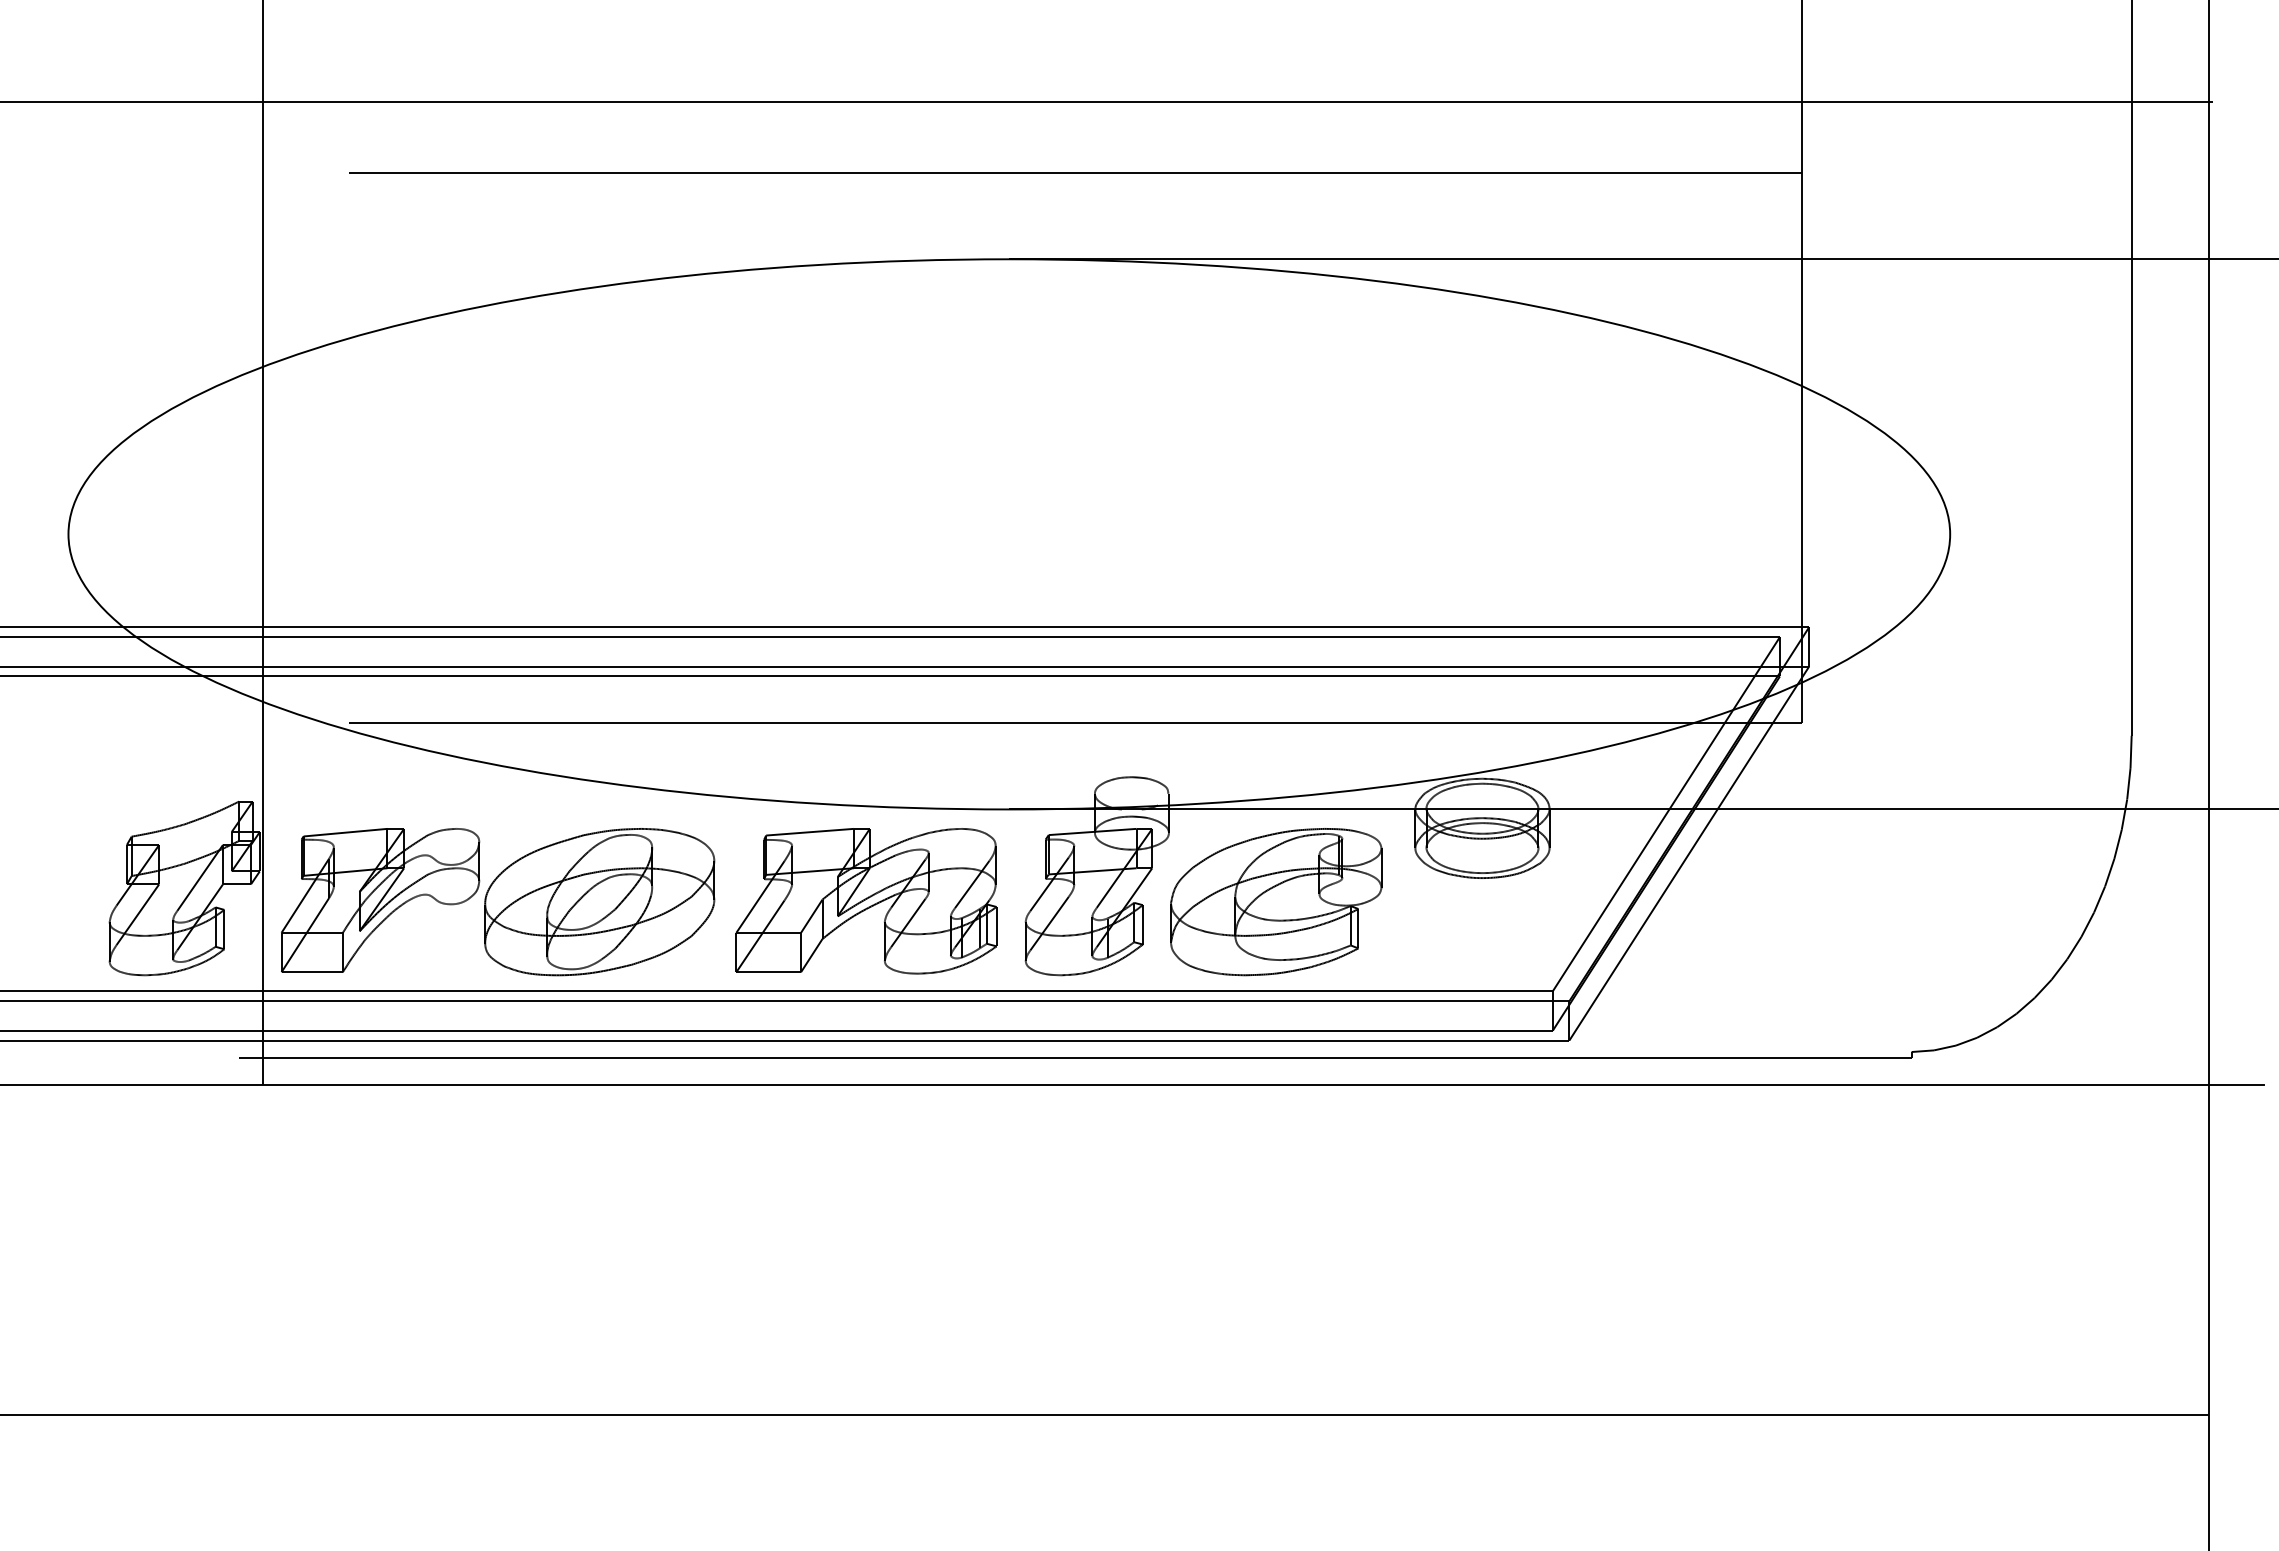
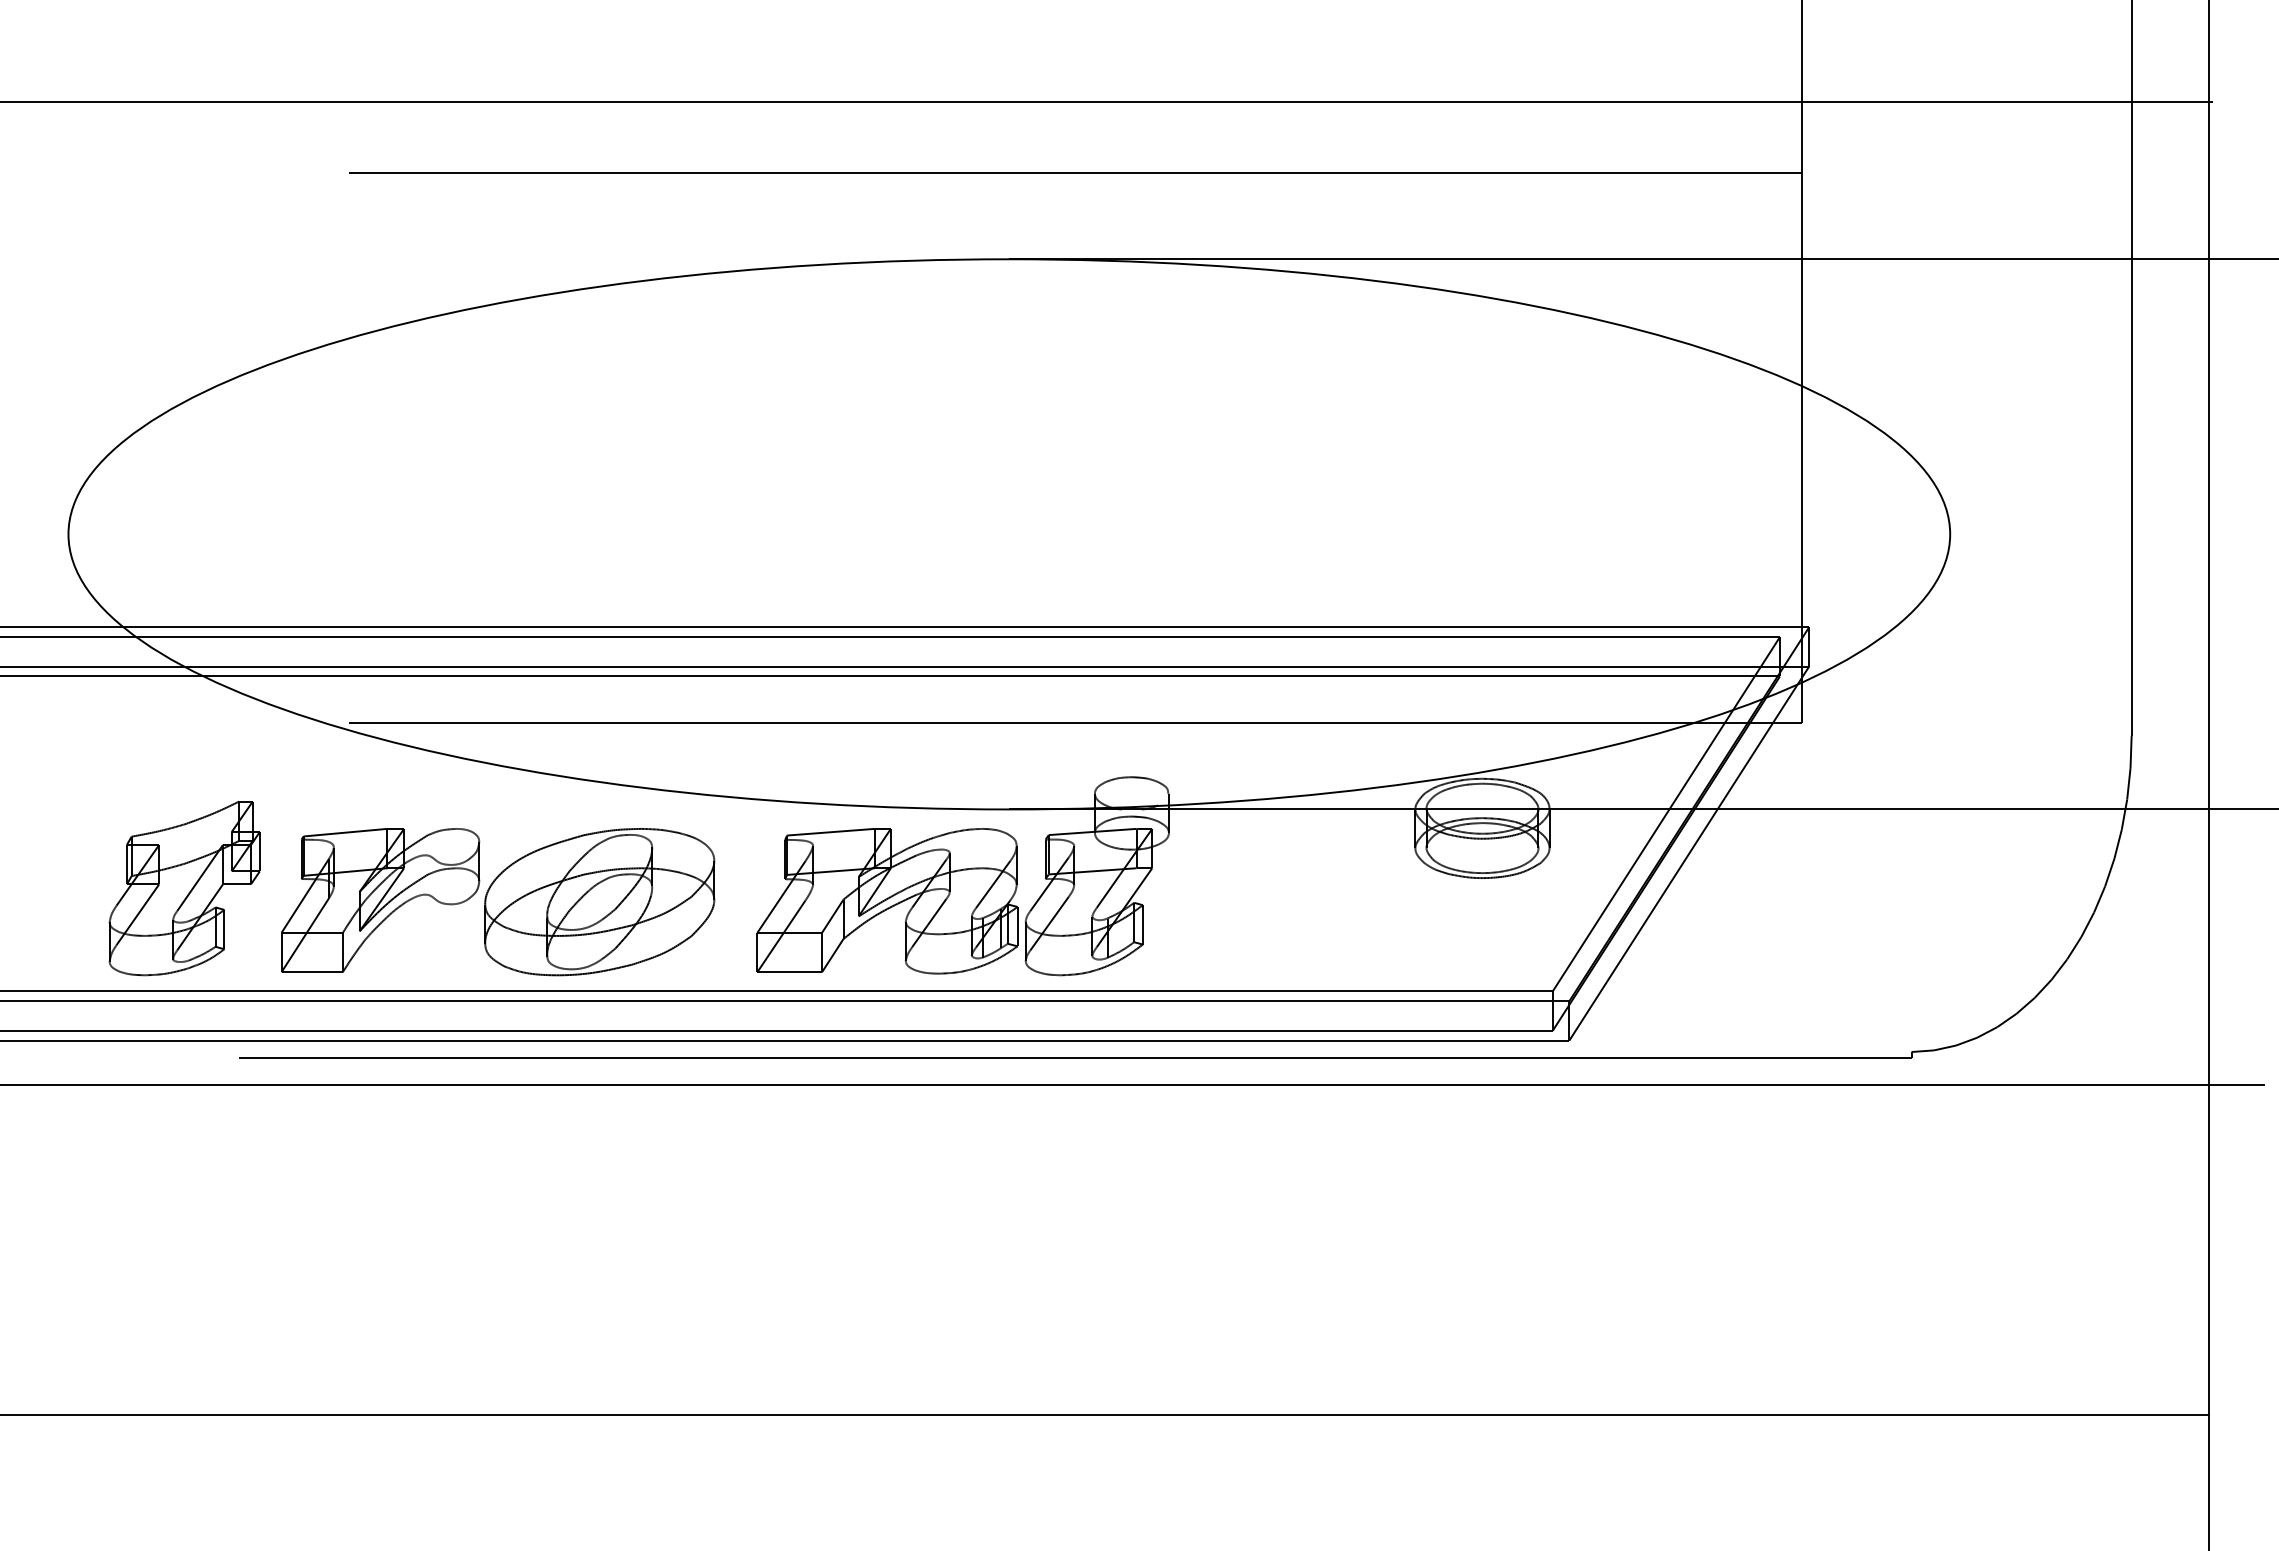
line: present -> none (263, 543)
part position: (866, 901) -> (887, 901) (887, 901)
part: present -> none (1276, 902)
